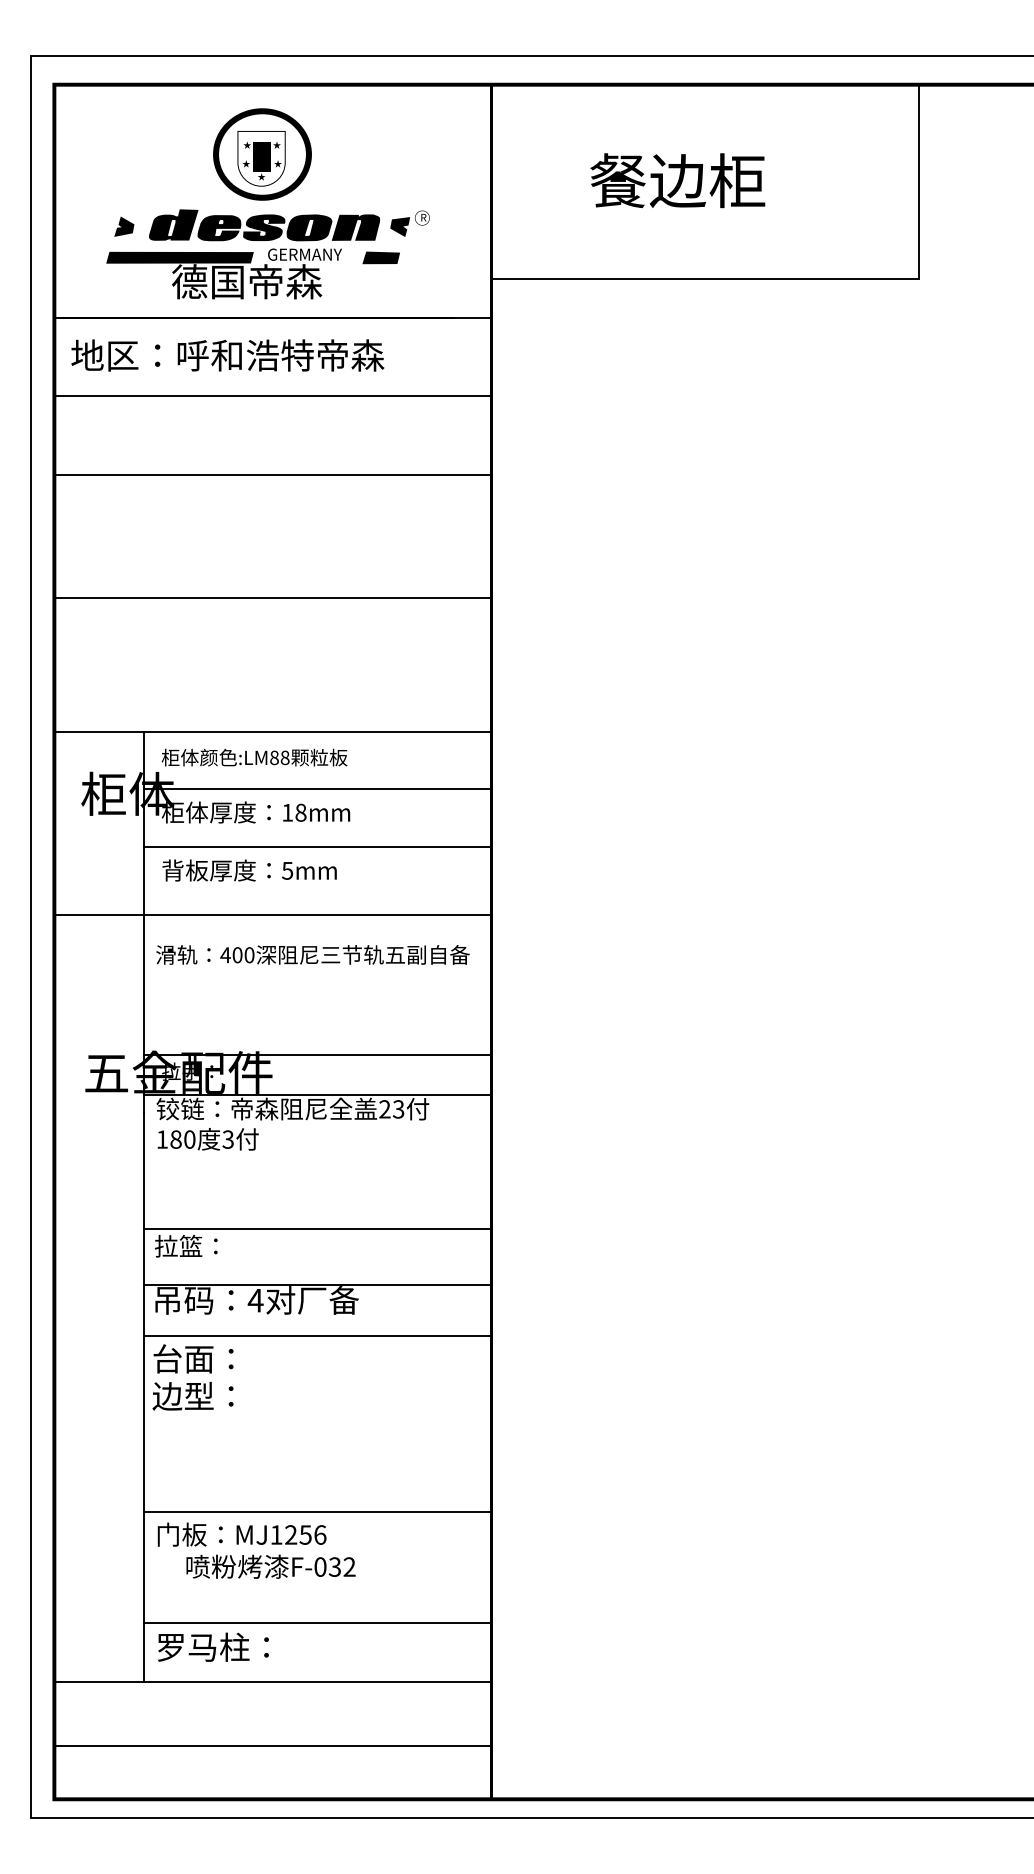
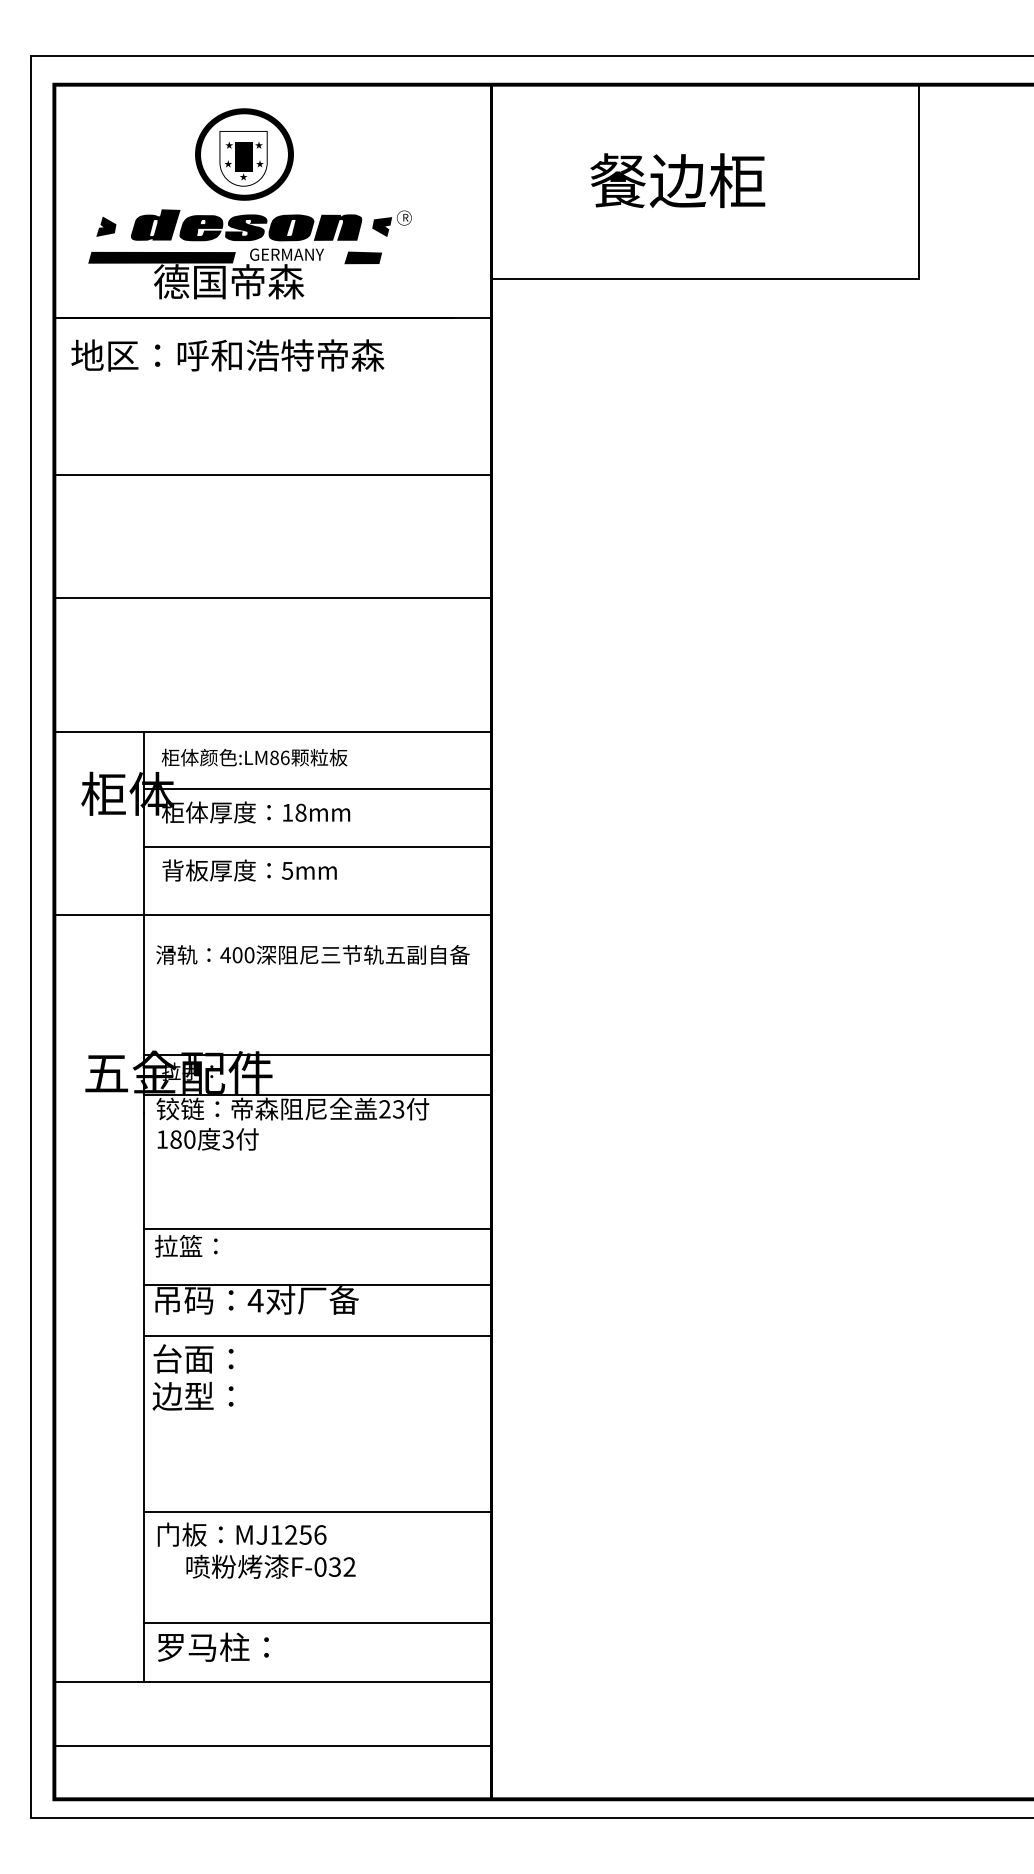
text position: (267, 203) -> (249, 203) (249, 203)
line: present -> none (272, 396)
text: :LM88 -> :LM86 (284, 757)
